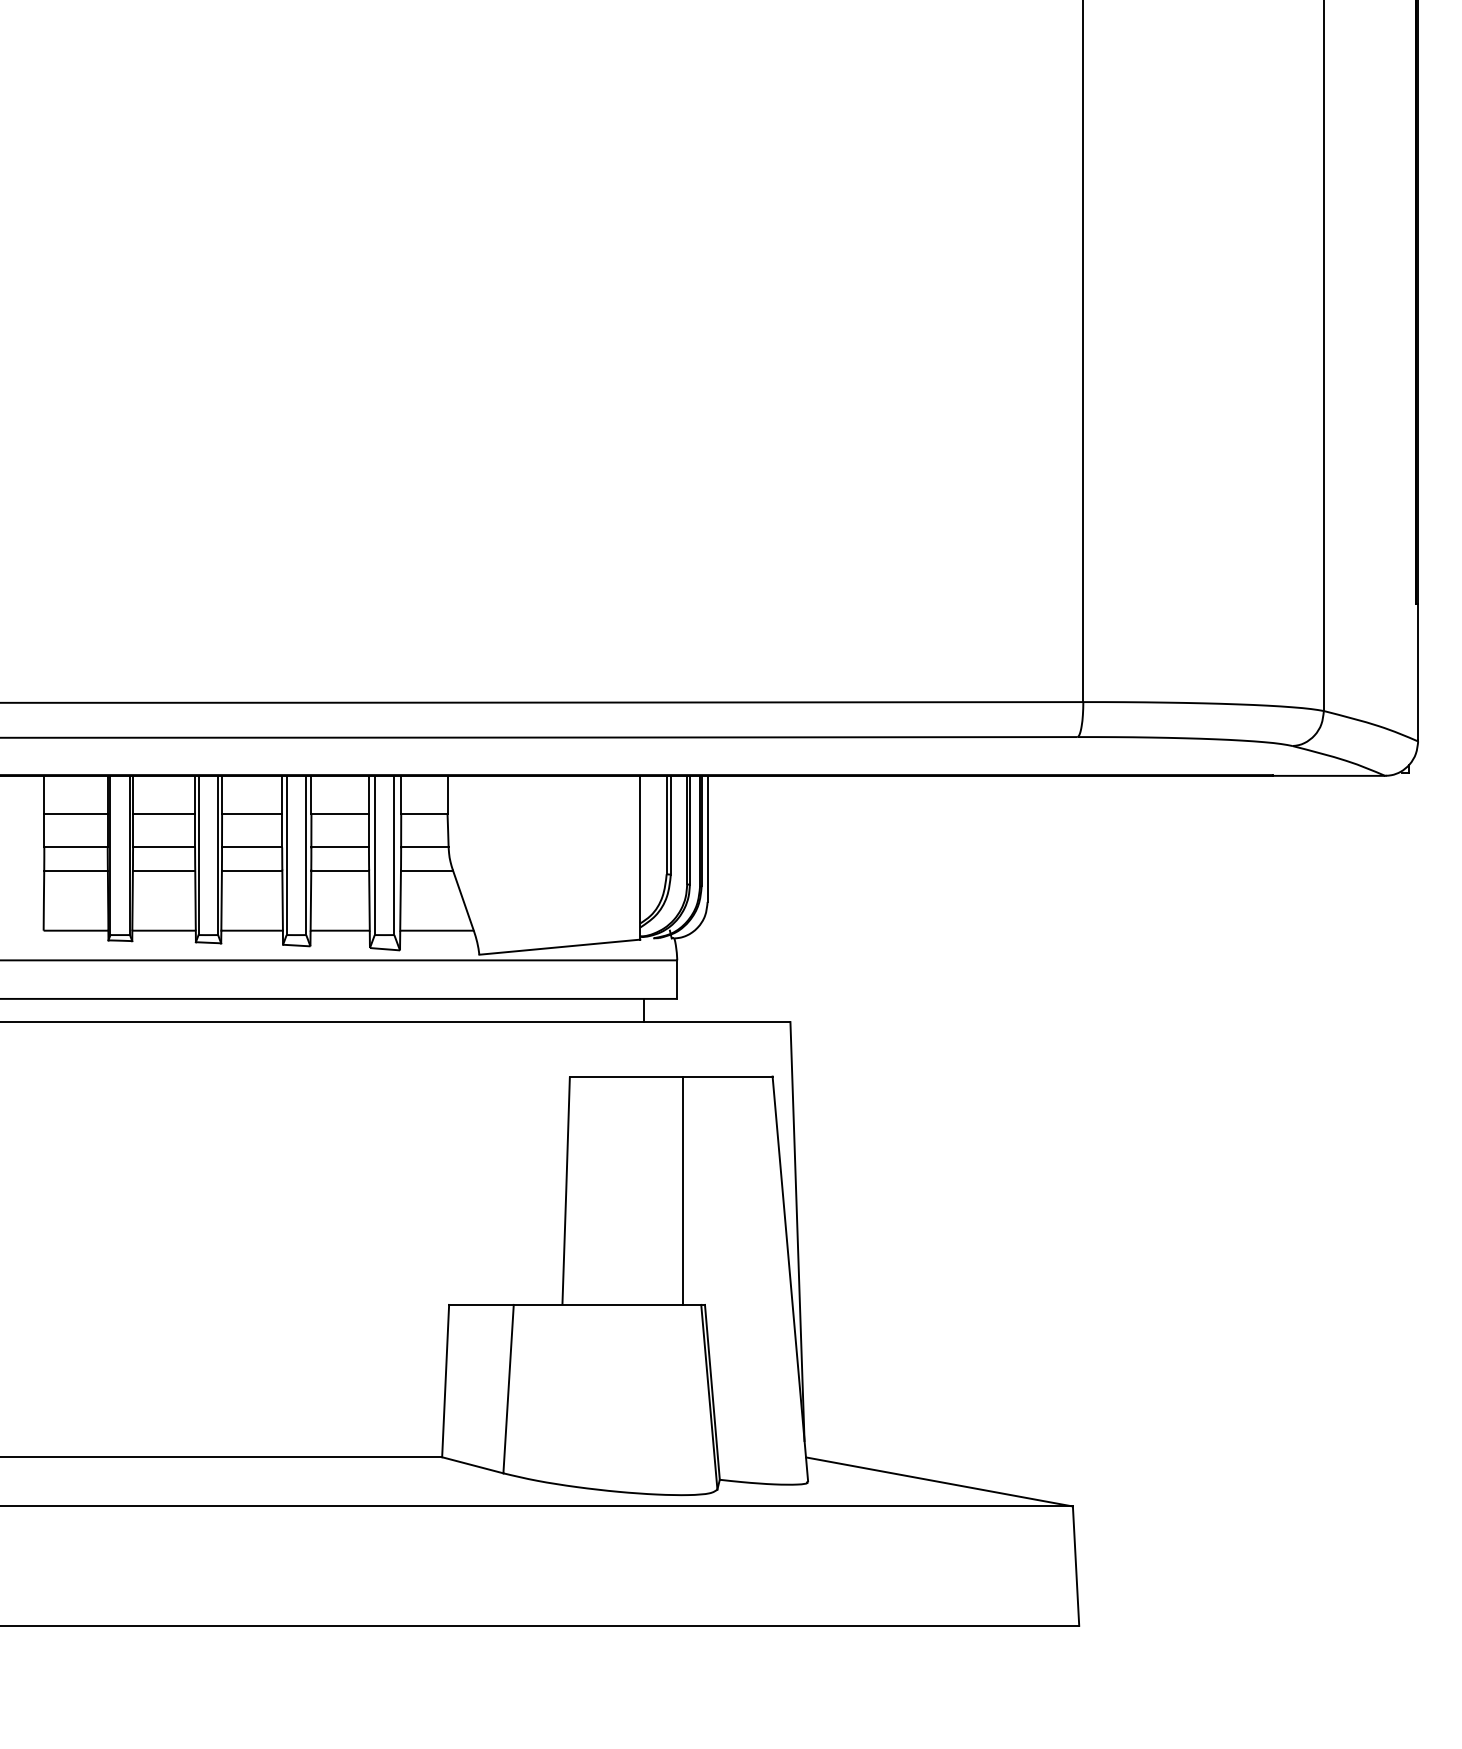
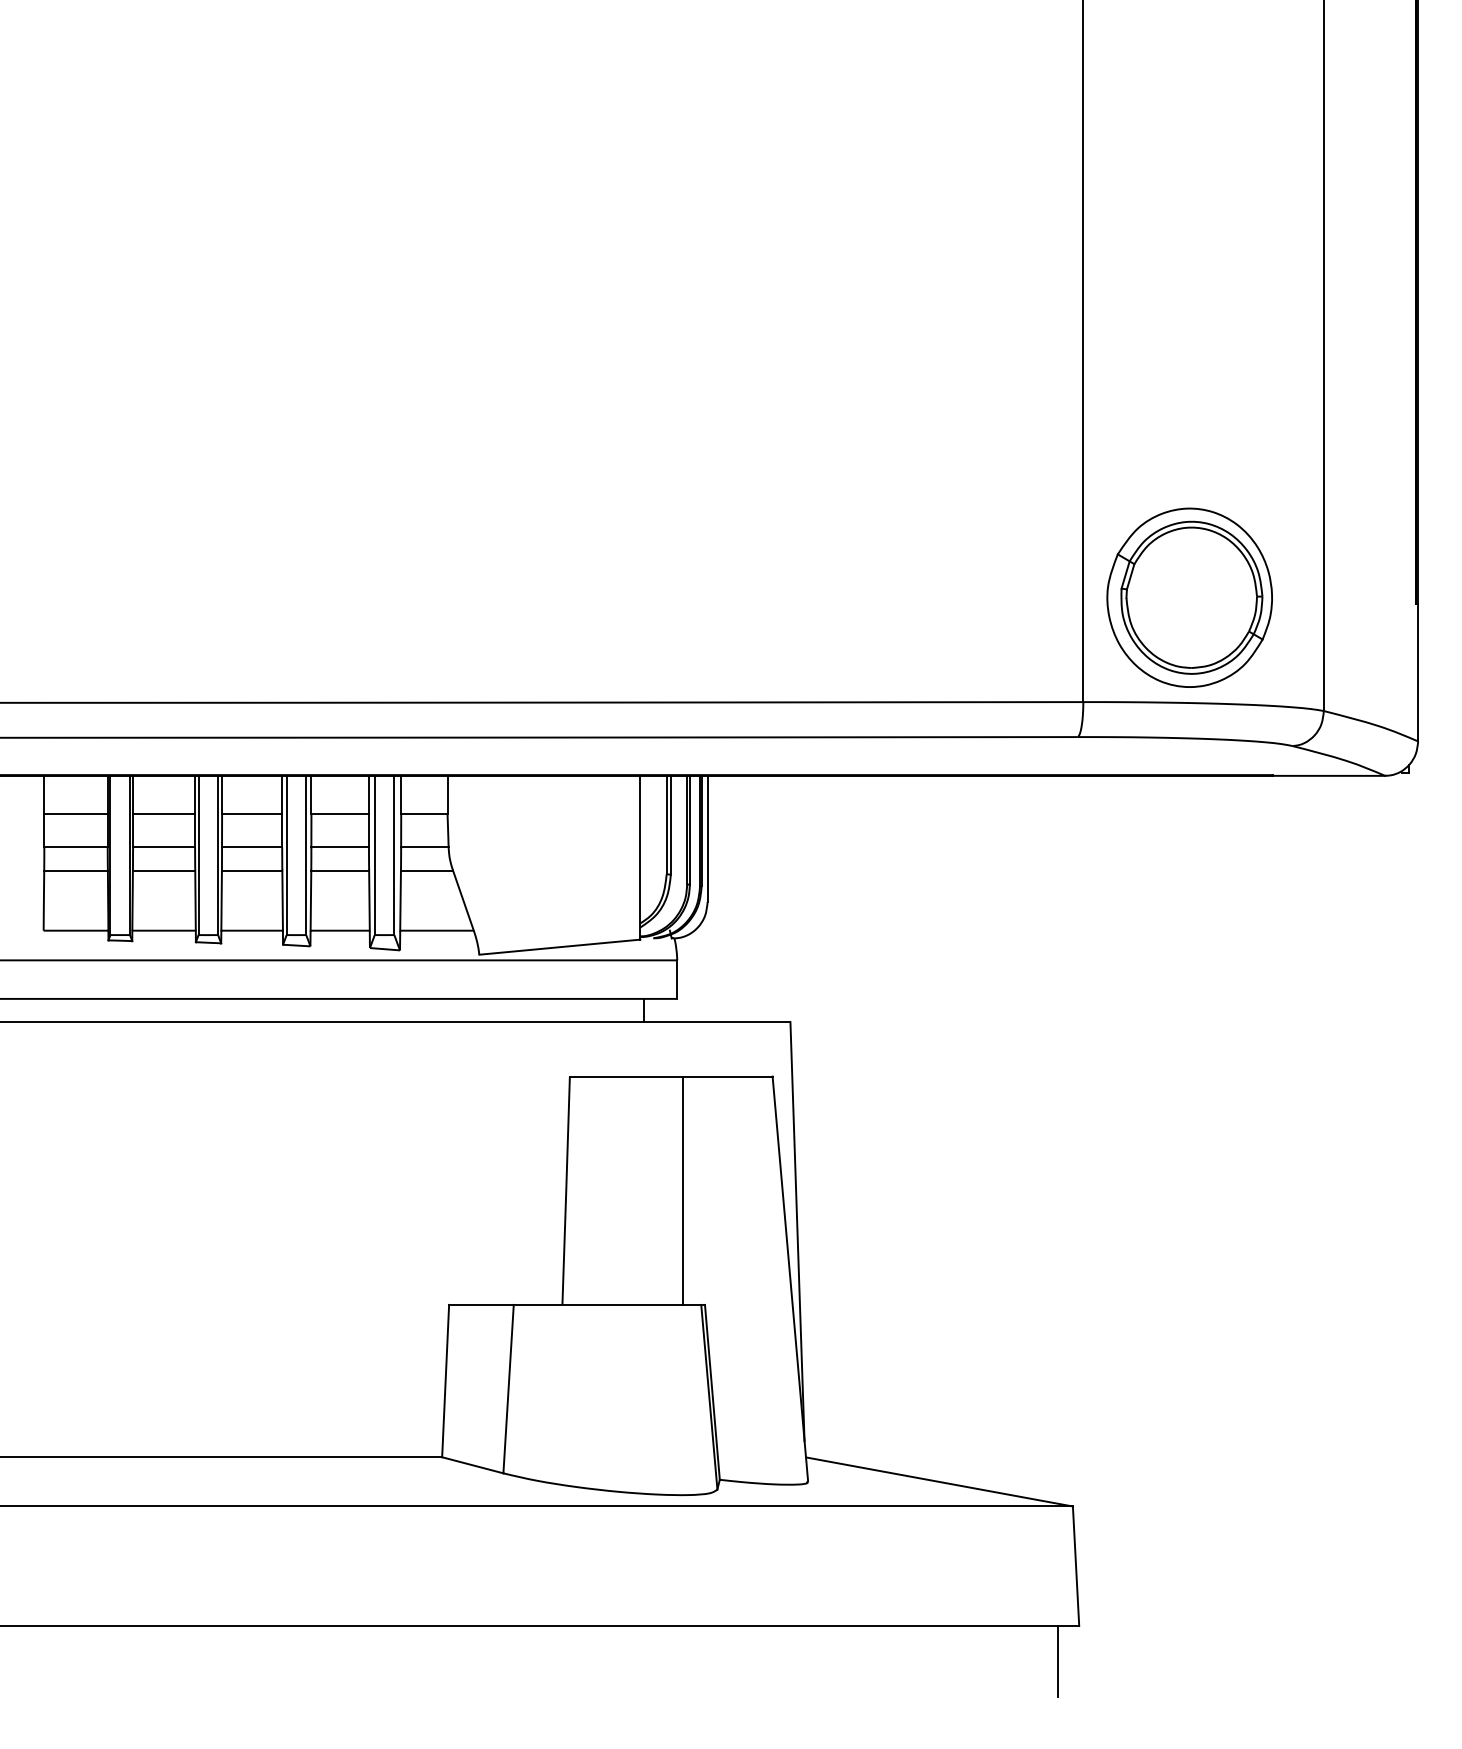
part: none -> present (1189, 597)
line: none -> present (1057, 1660)
